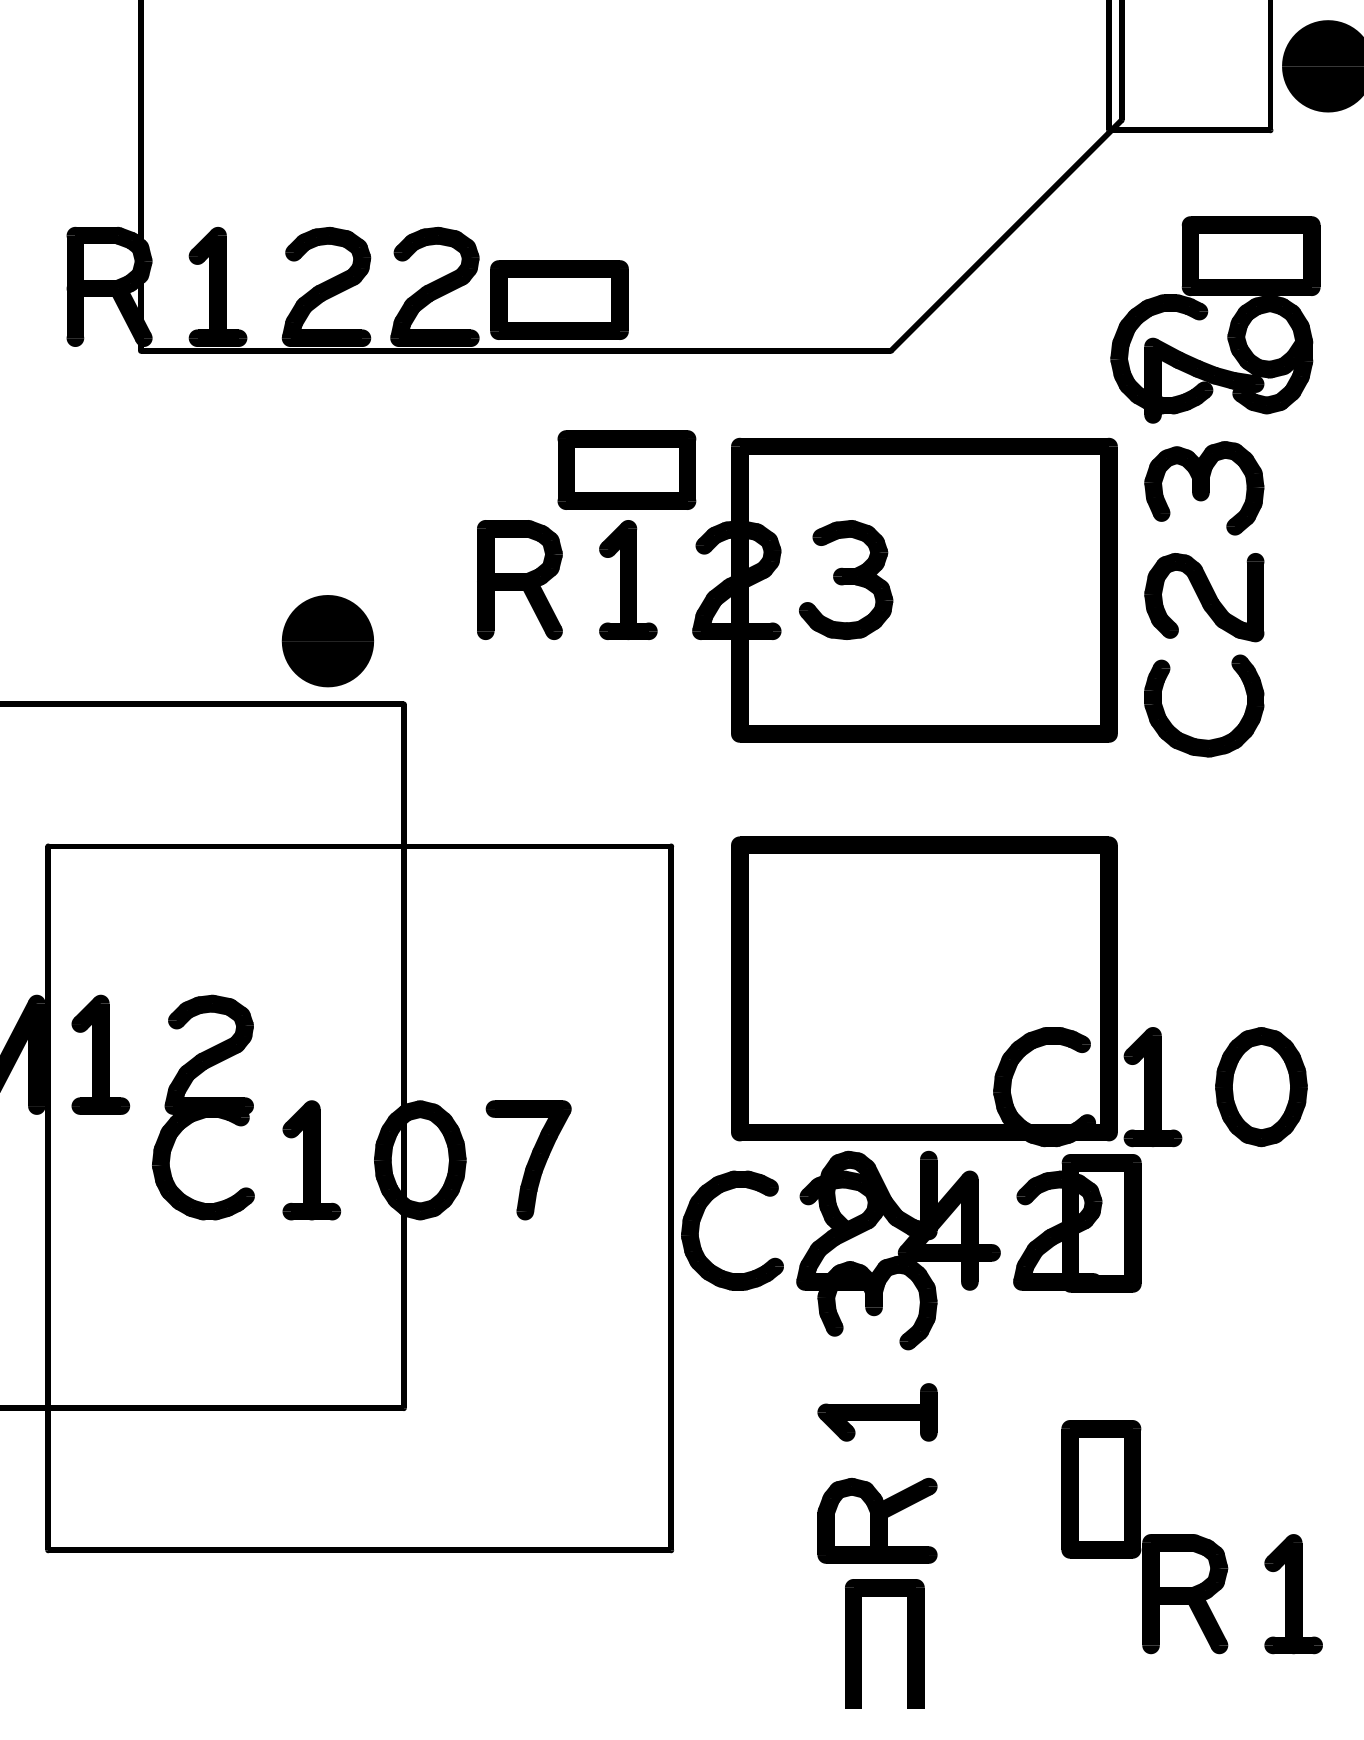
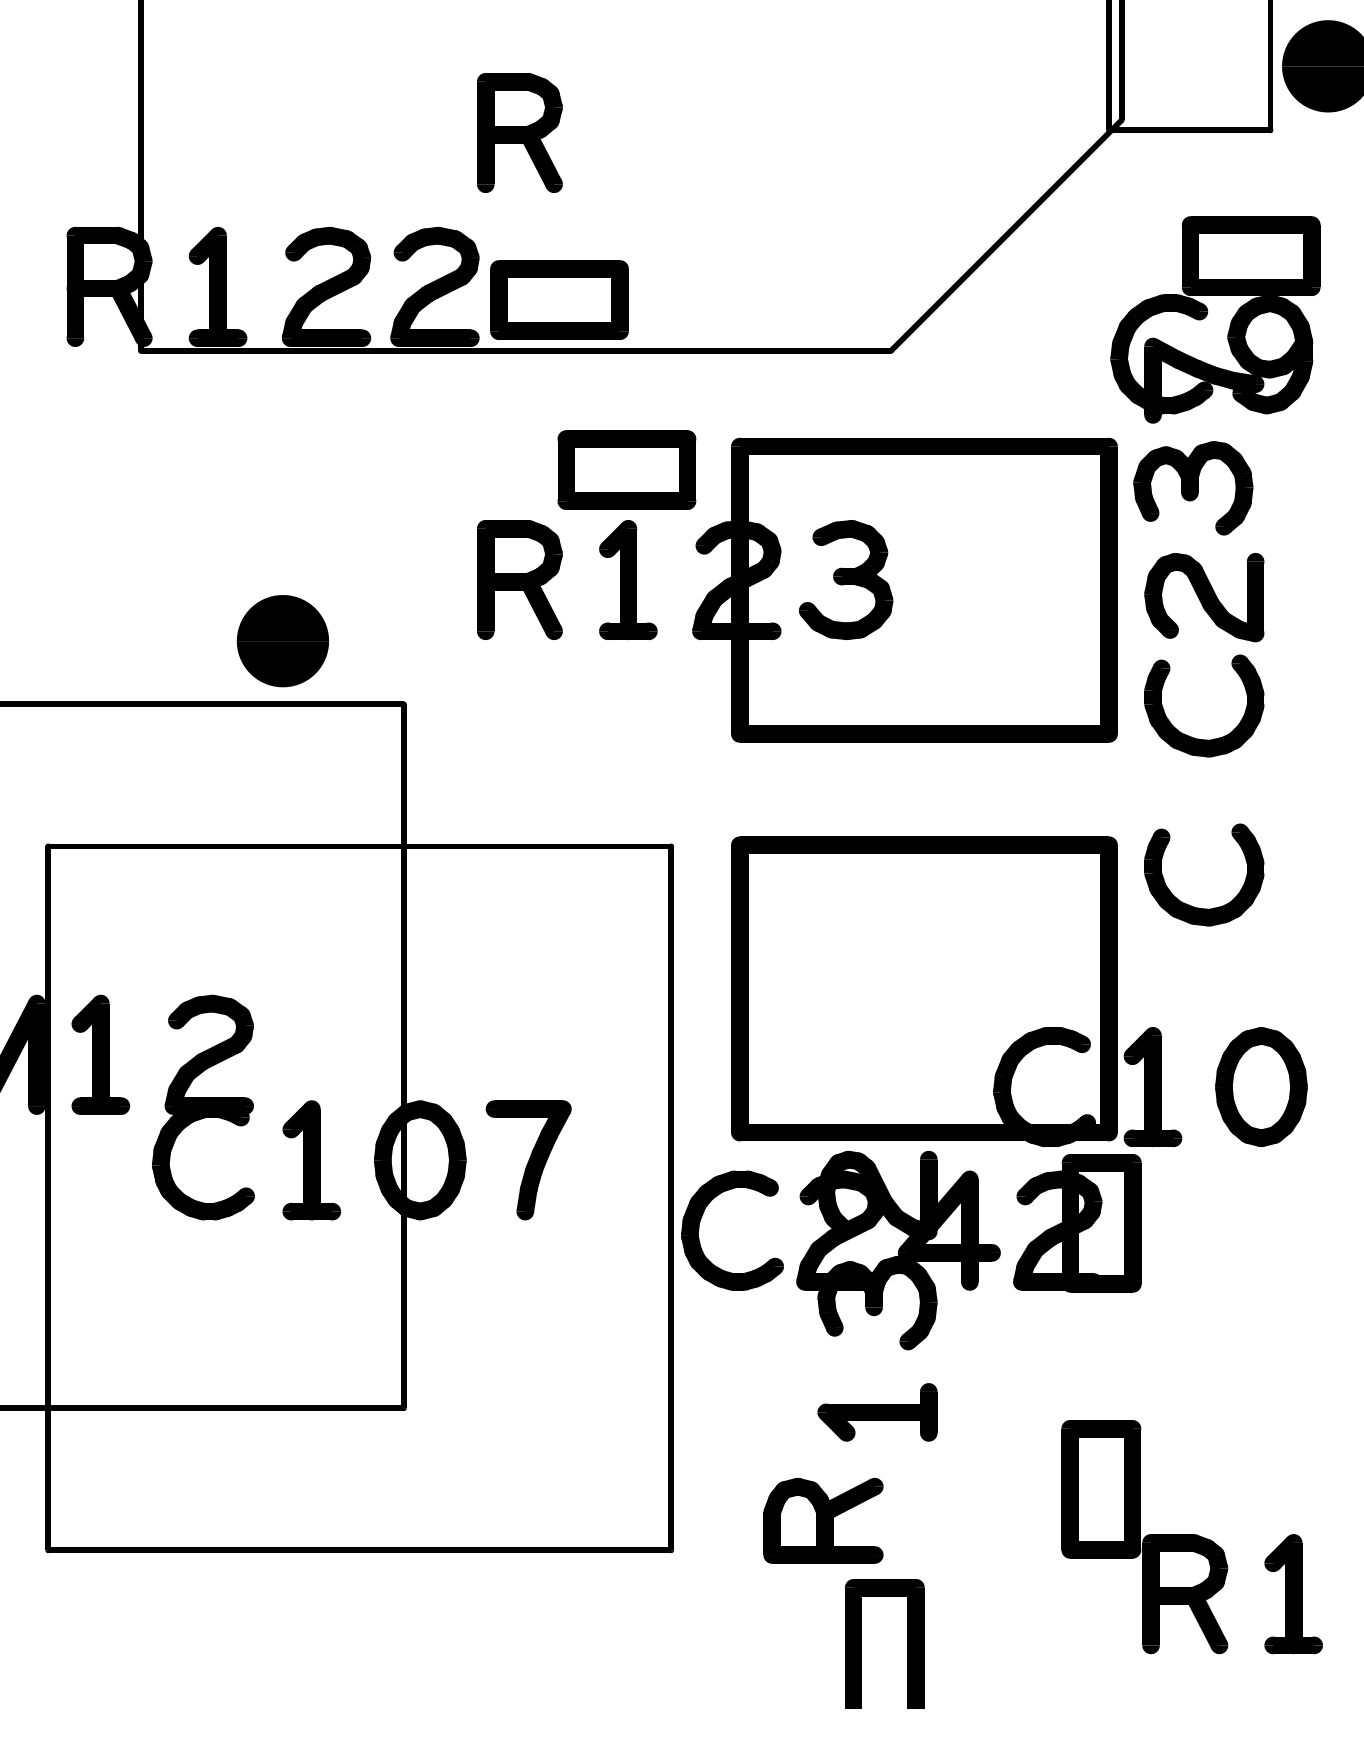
part: none -> present (519, 132)
part position: (1204, 488) -> (1193, 488) (1193, 488)
part position: (327, 641) -> (282, 641) (282, 641)
part: none -> present (1199, 907)
part position: (877, 1520) -> (823, 1520) (823, 1520)
